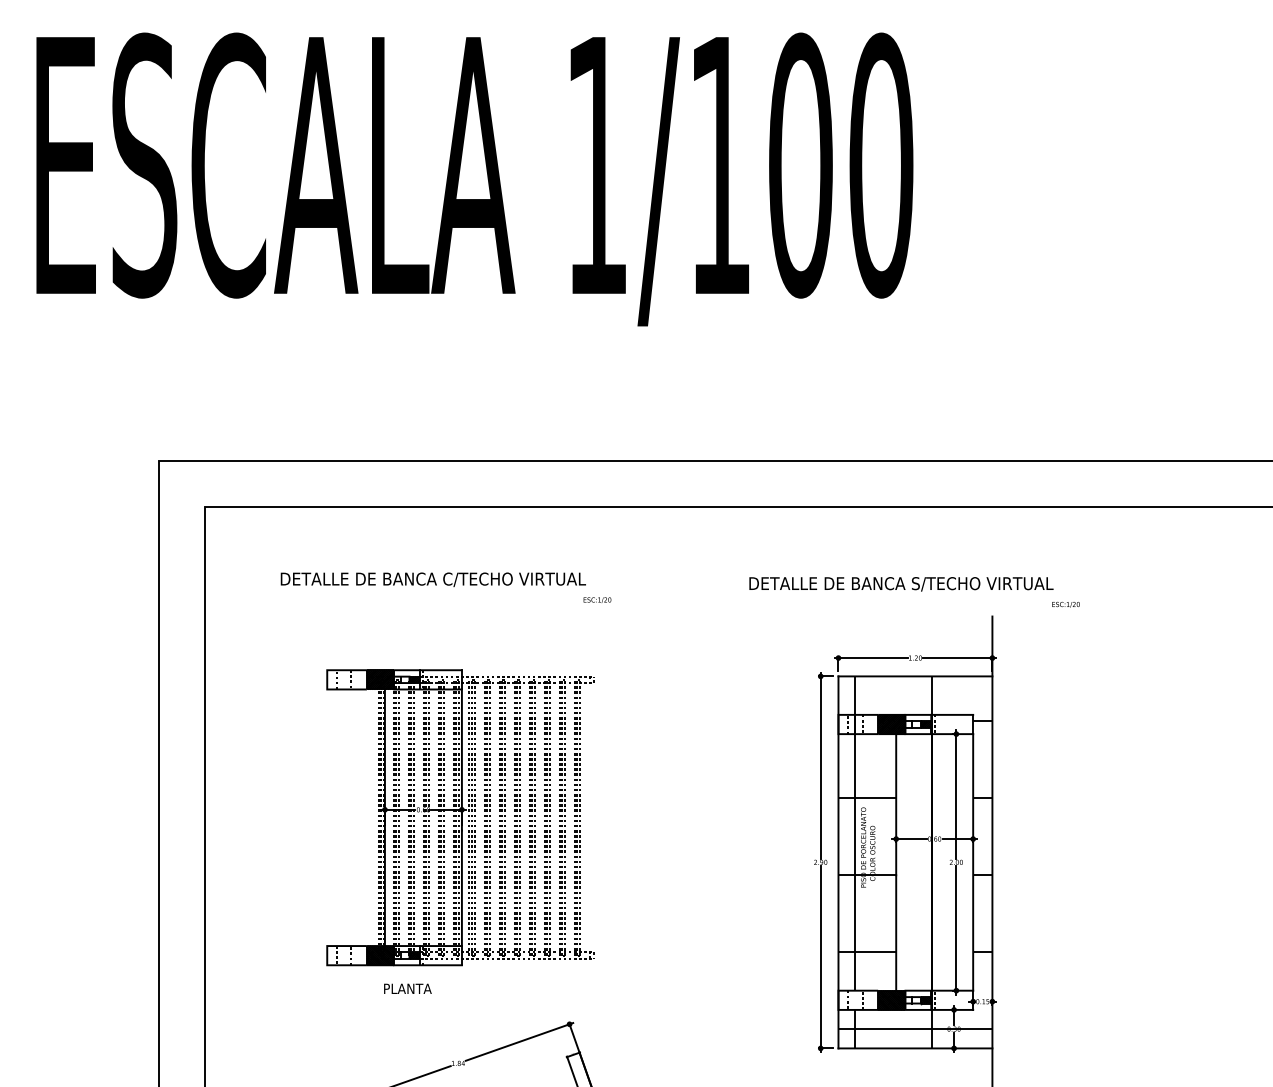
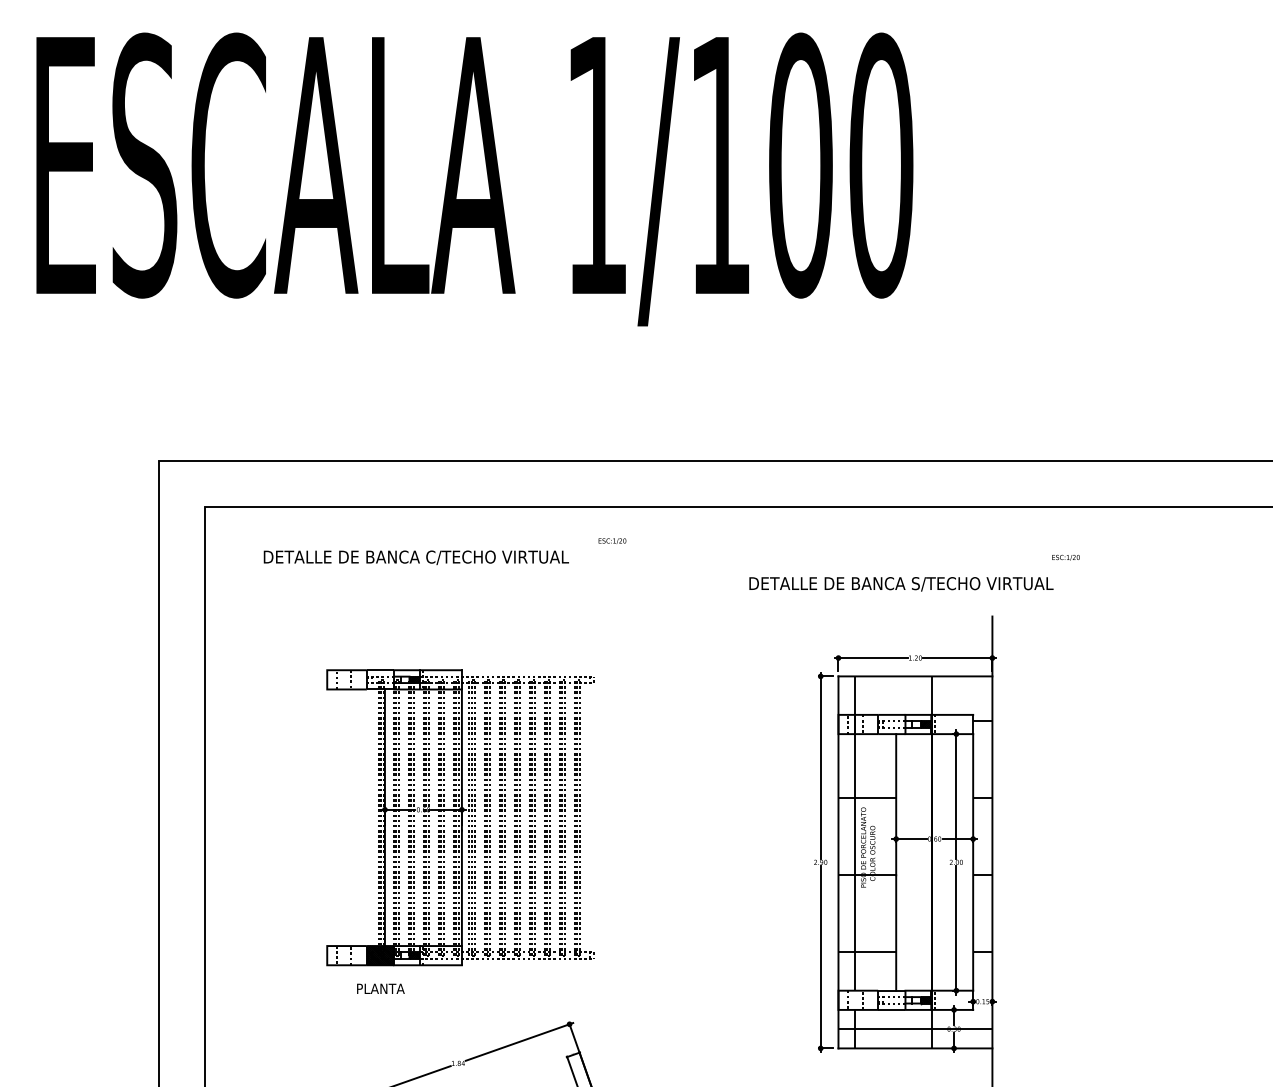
text position: (432, 579) -> (415, 557) (415, 557)
text position: (597, 599) -> (612, 540) (612, 540)
text position: (1065, 604) -> (1065, 557) (1065, 557)
hatch: present -> none (380, 679)
hatch: present -> none (891, 724)
text position: (407, 988) -> (380, 988) (380, 988)
hatch: present -> none (891, 999)
